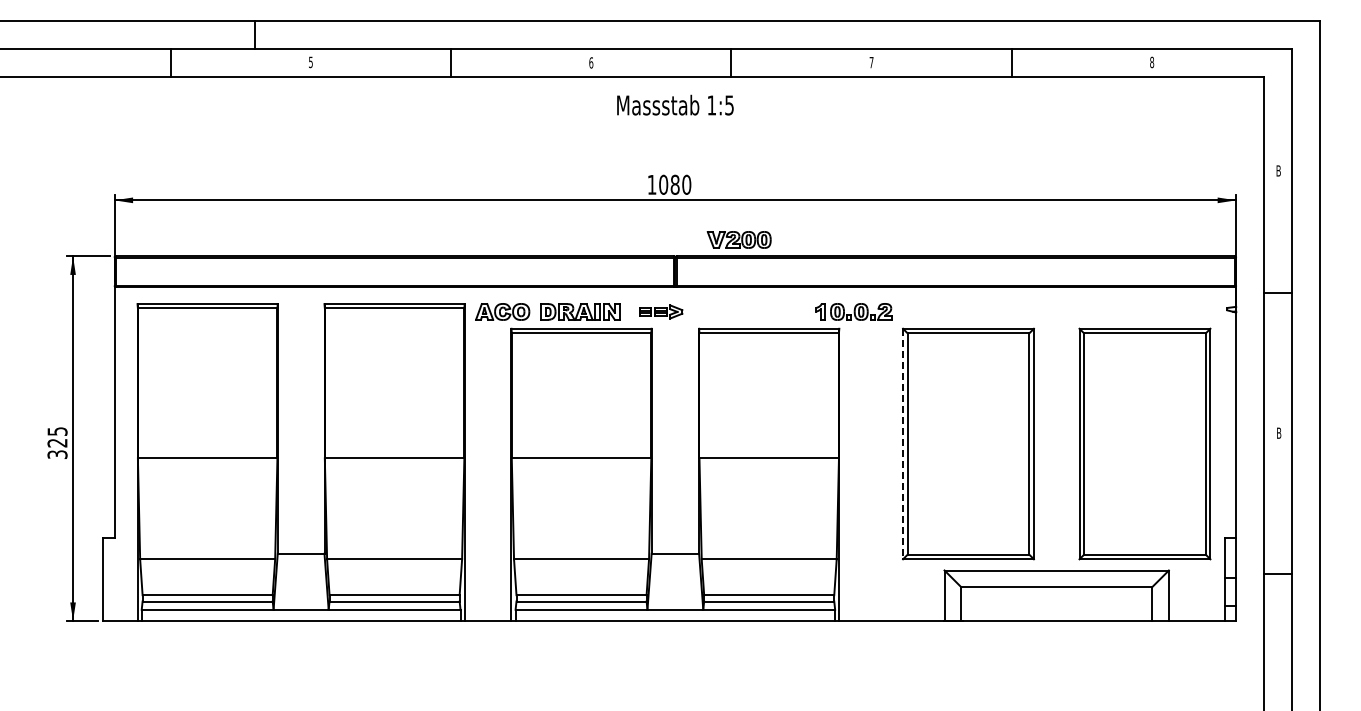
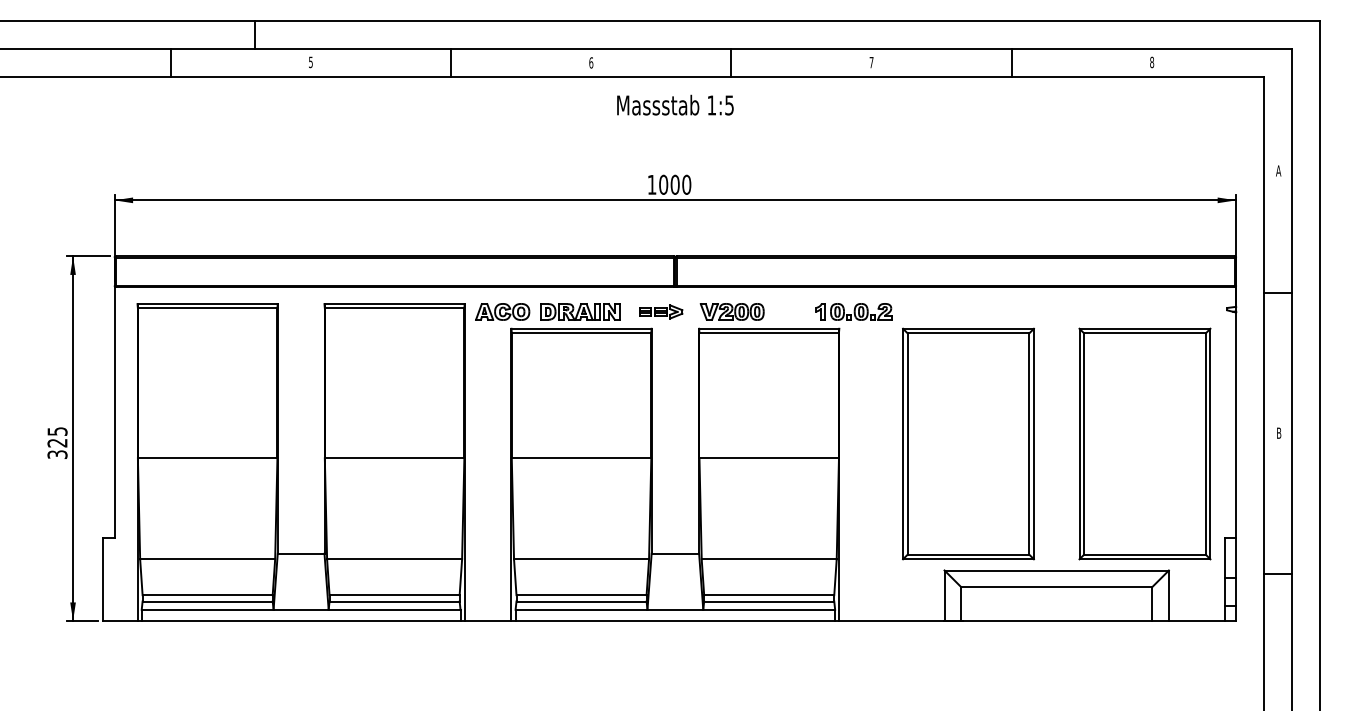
text: B -> A (1278, 170)
text: 1080 -> 1000 (674, 184)
part position: (738, 239) -> (731, 311) (731, 311)
line: dashed -> solid (903, 444)
